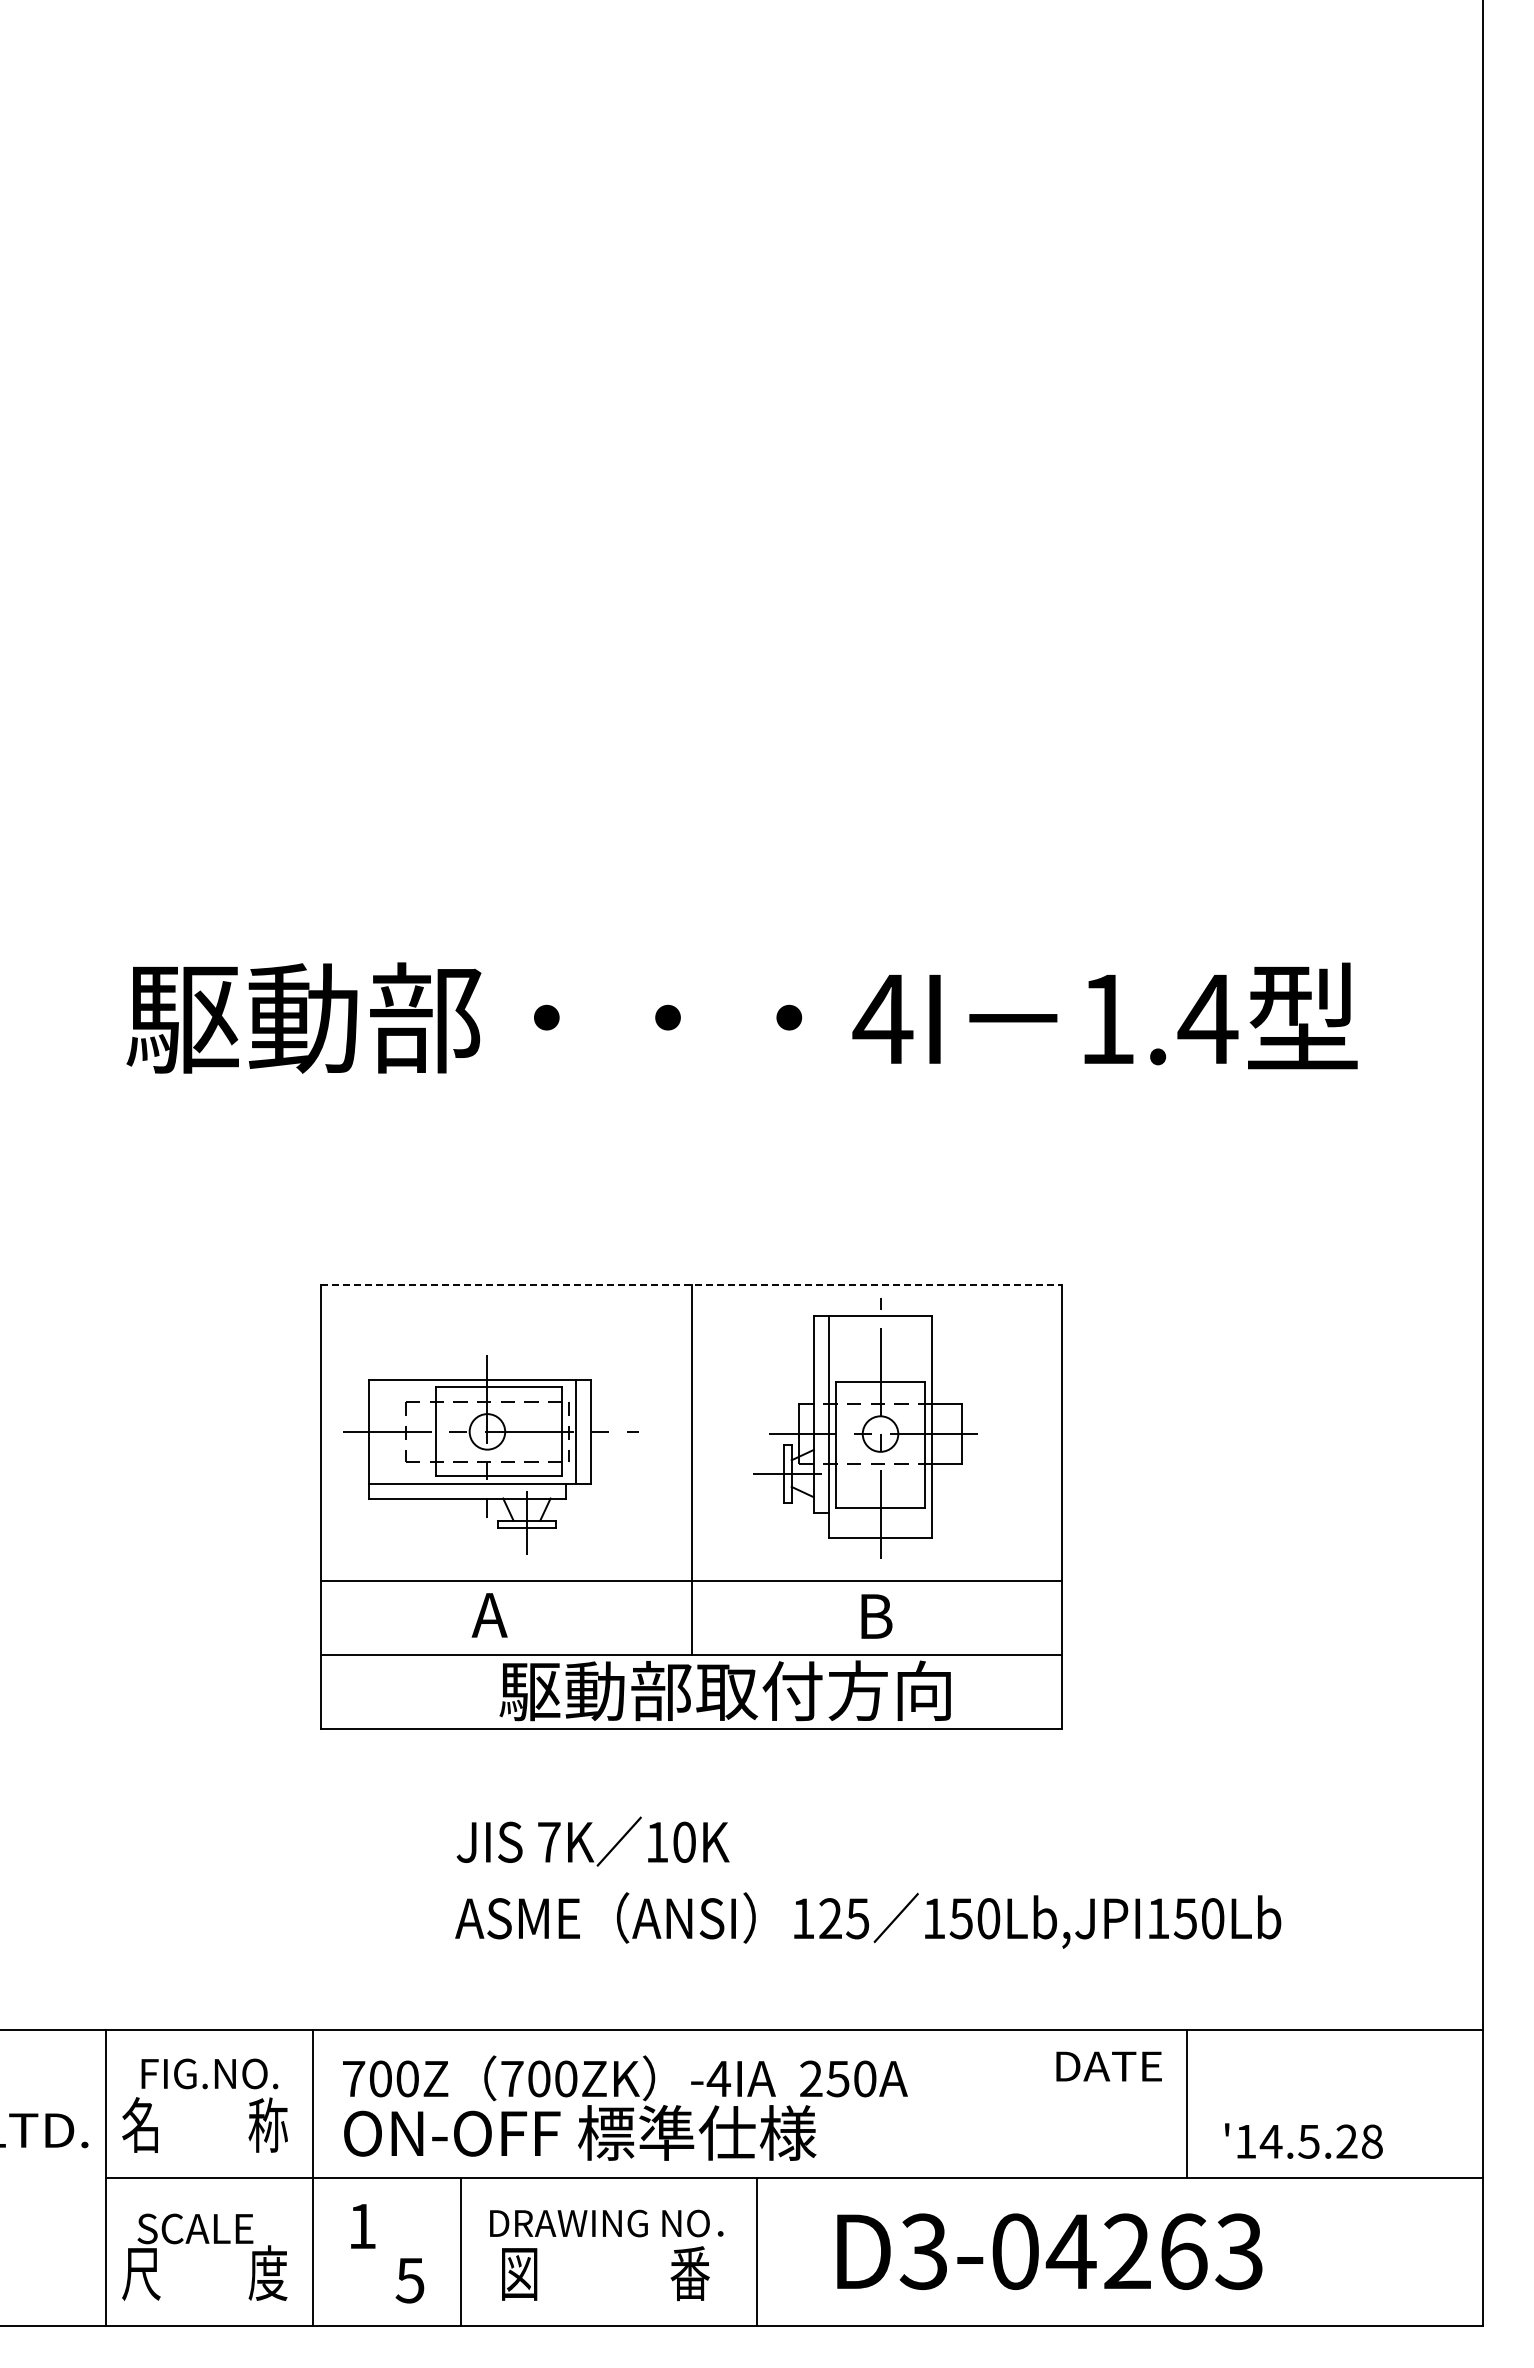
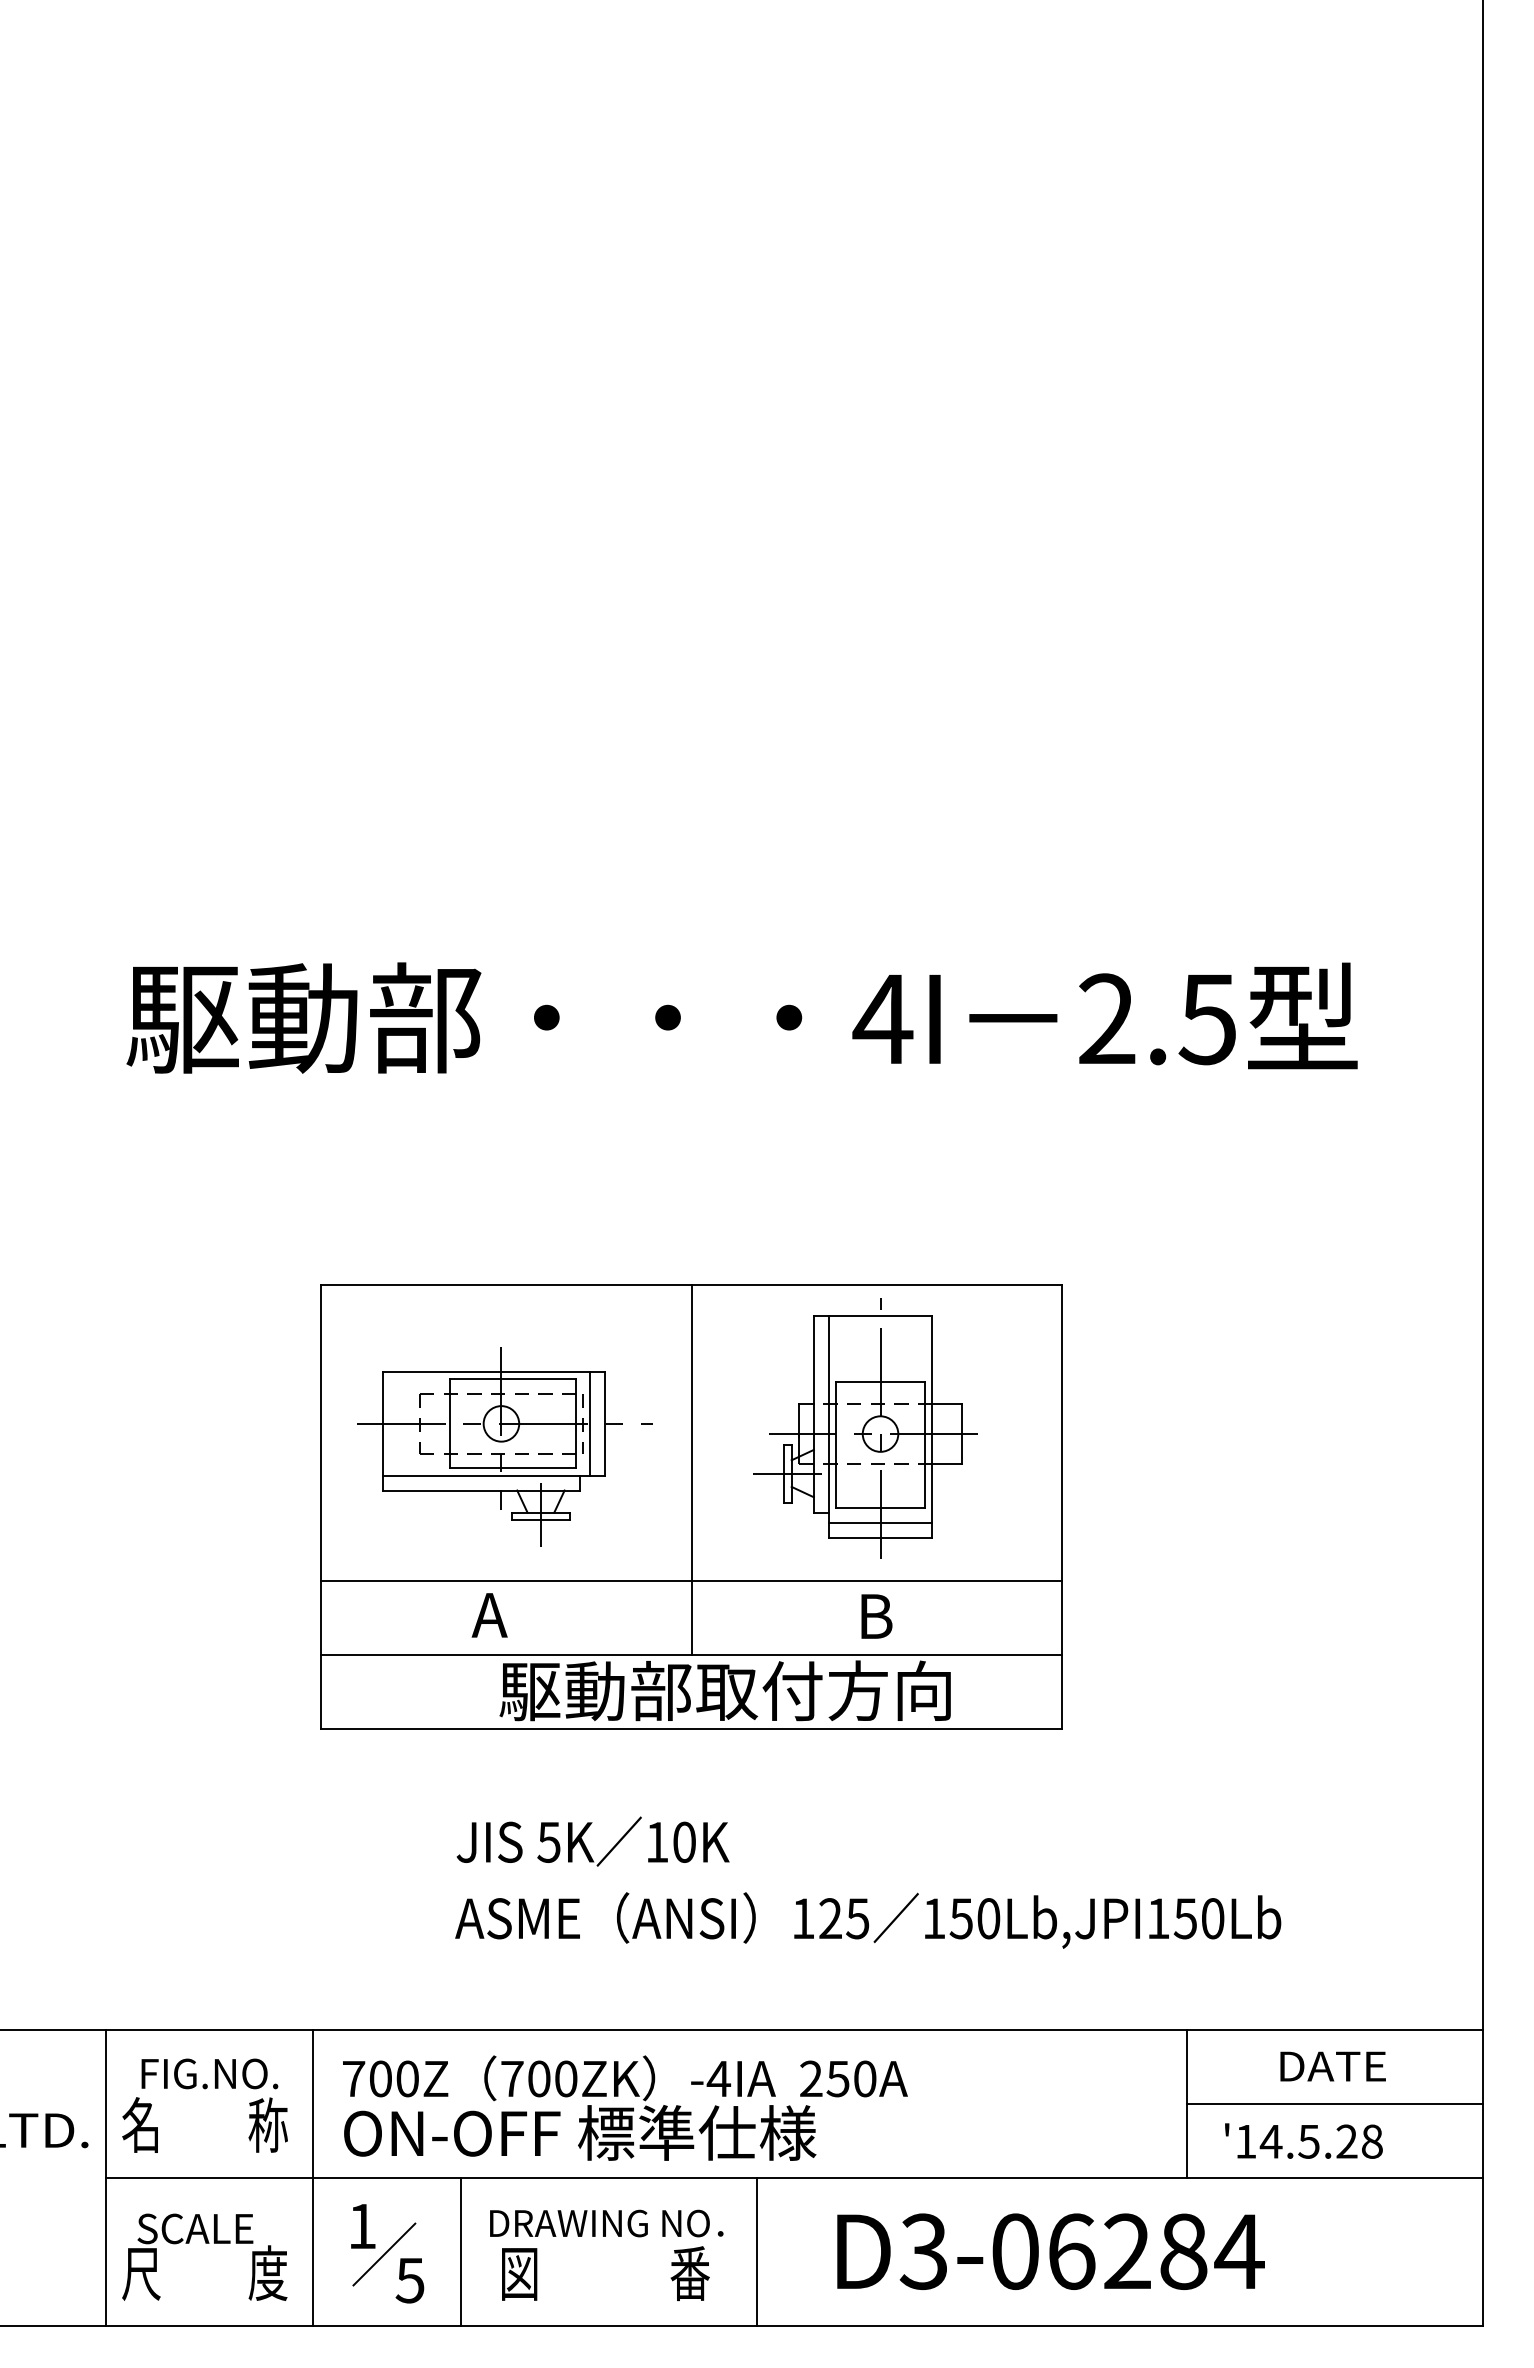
text: 1.4 -> 2.5 (1158, 1019)
line: dashed -> solid (692, 1284)
part position: (490, 1454) -> (504, 1446) (504, 1446)
line: none -> present (880, 1522)
text: 7K -> 5K (548, 1842)
text position: (1108, 2066) -> (1332, 2066) (1332, 2066)
line: none -> present (1335, 2103)
text: D3-04263 -> D3-06284 (1154, 2251)
line: none -> present (384, 2254)
